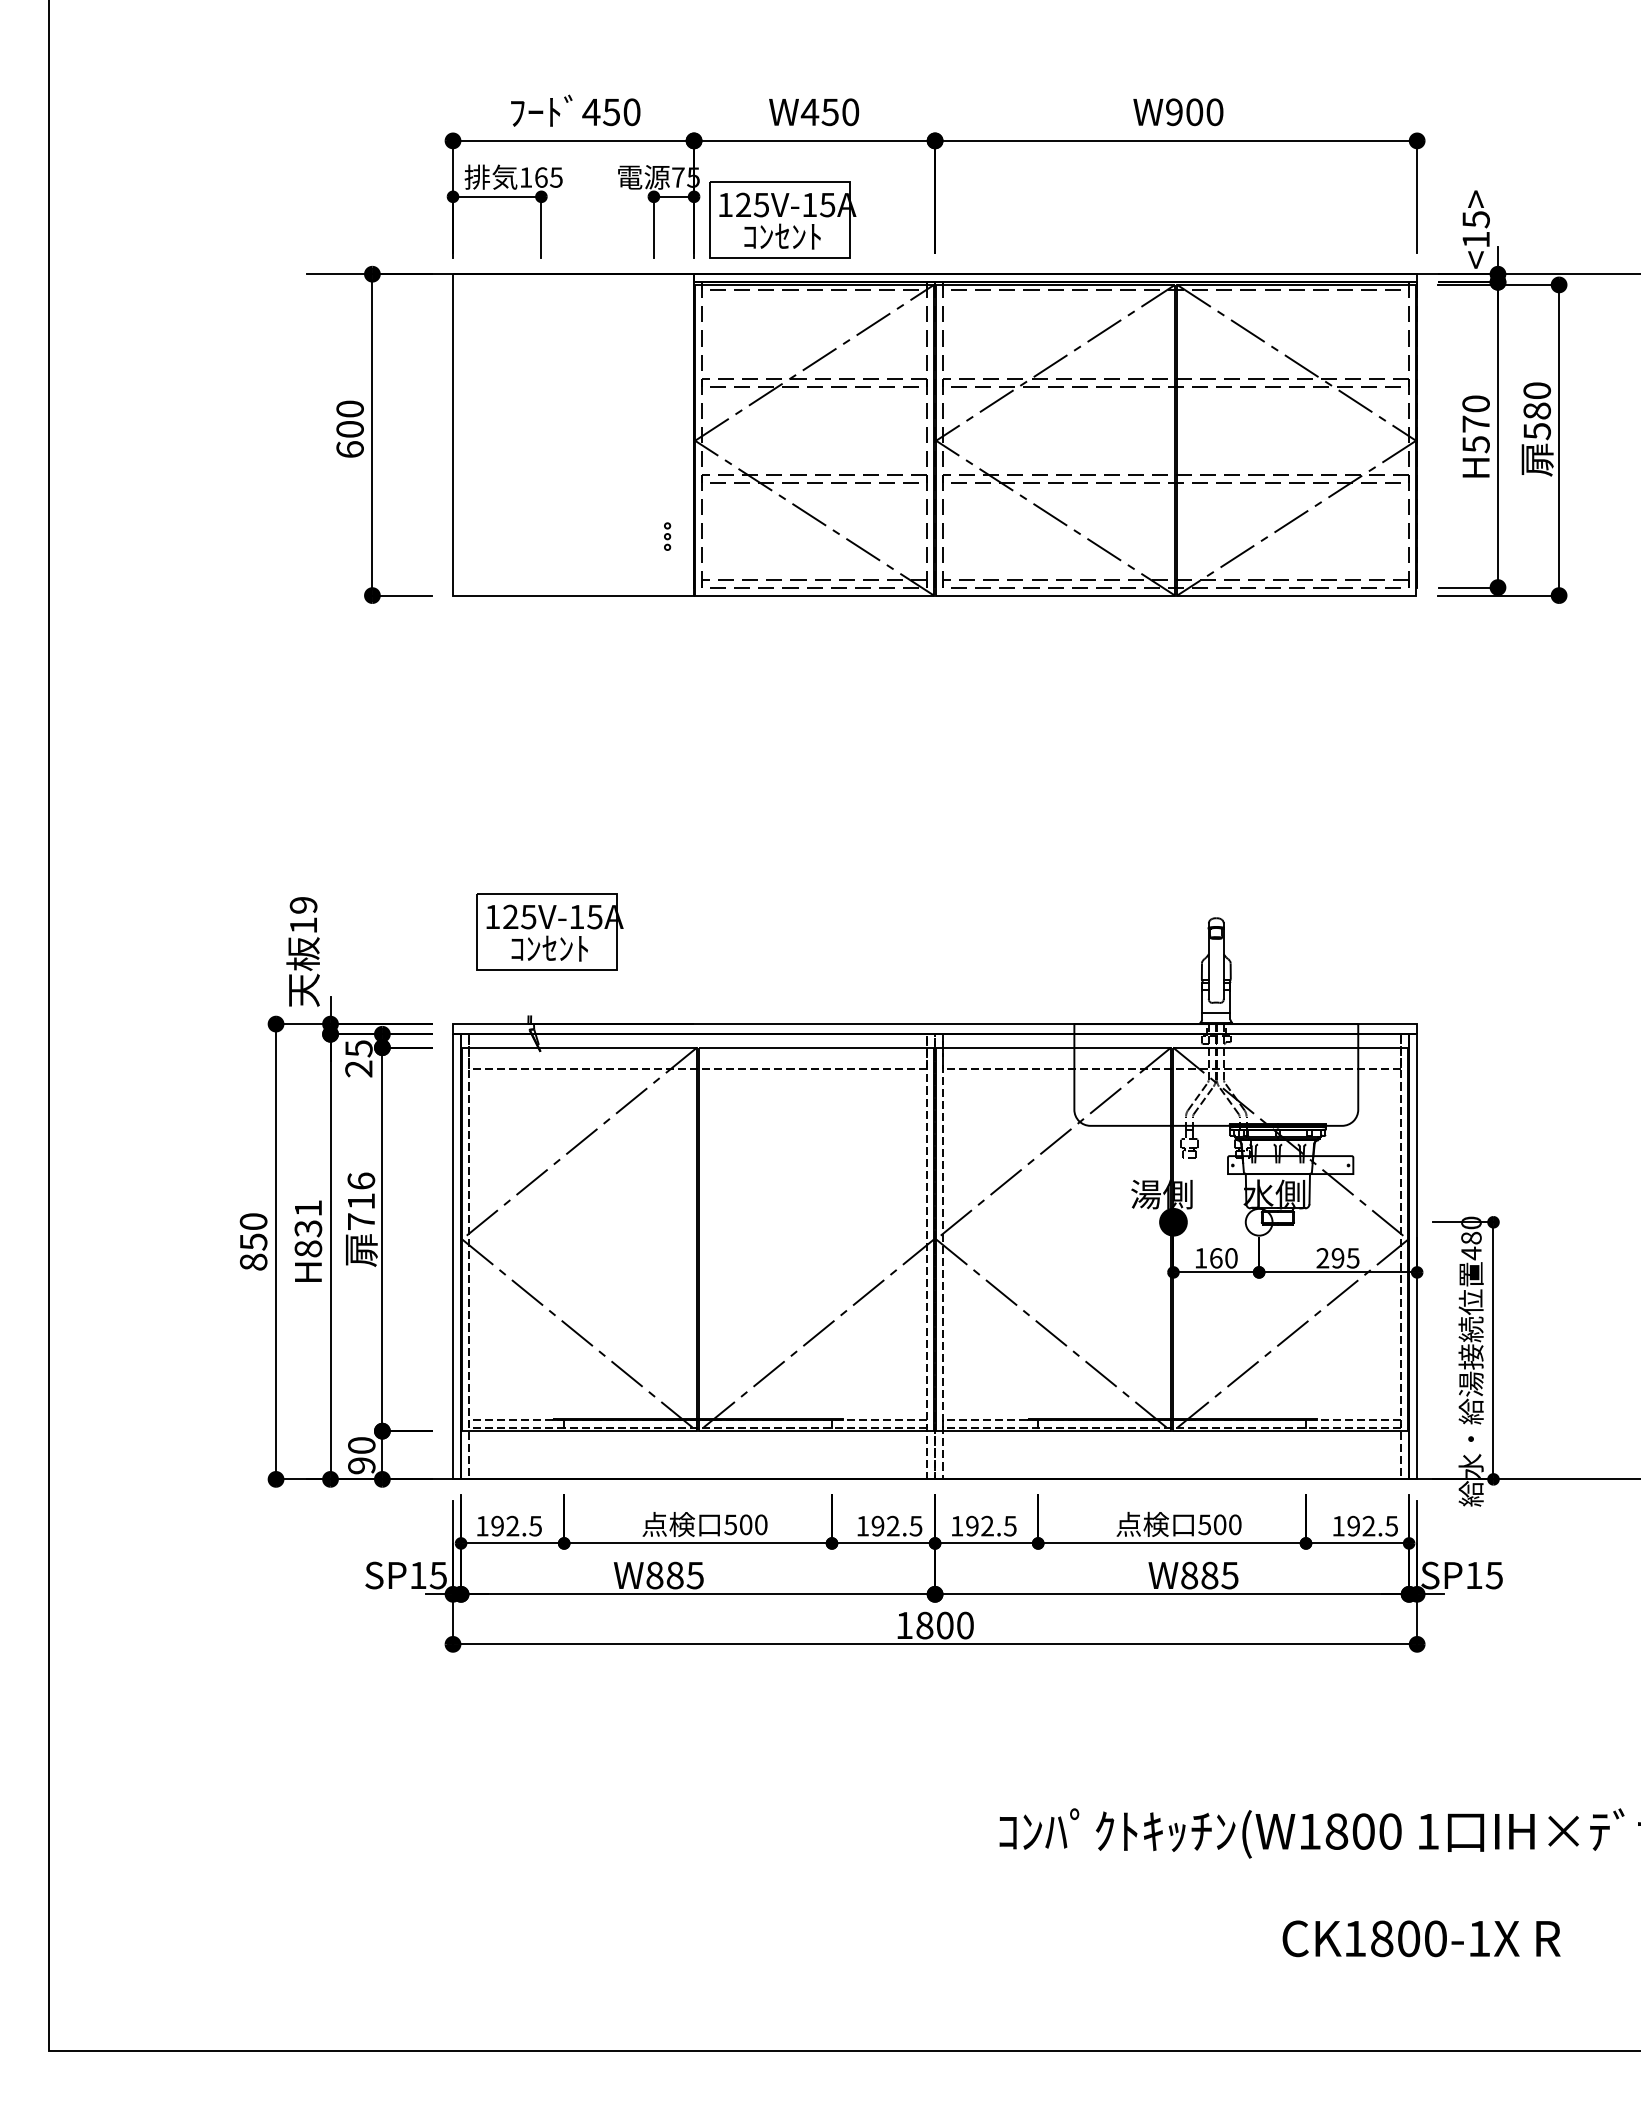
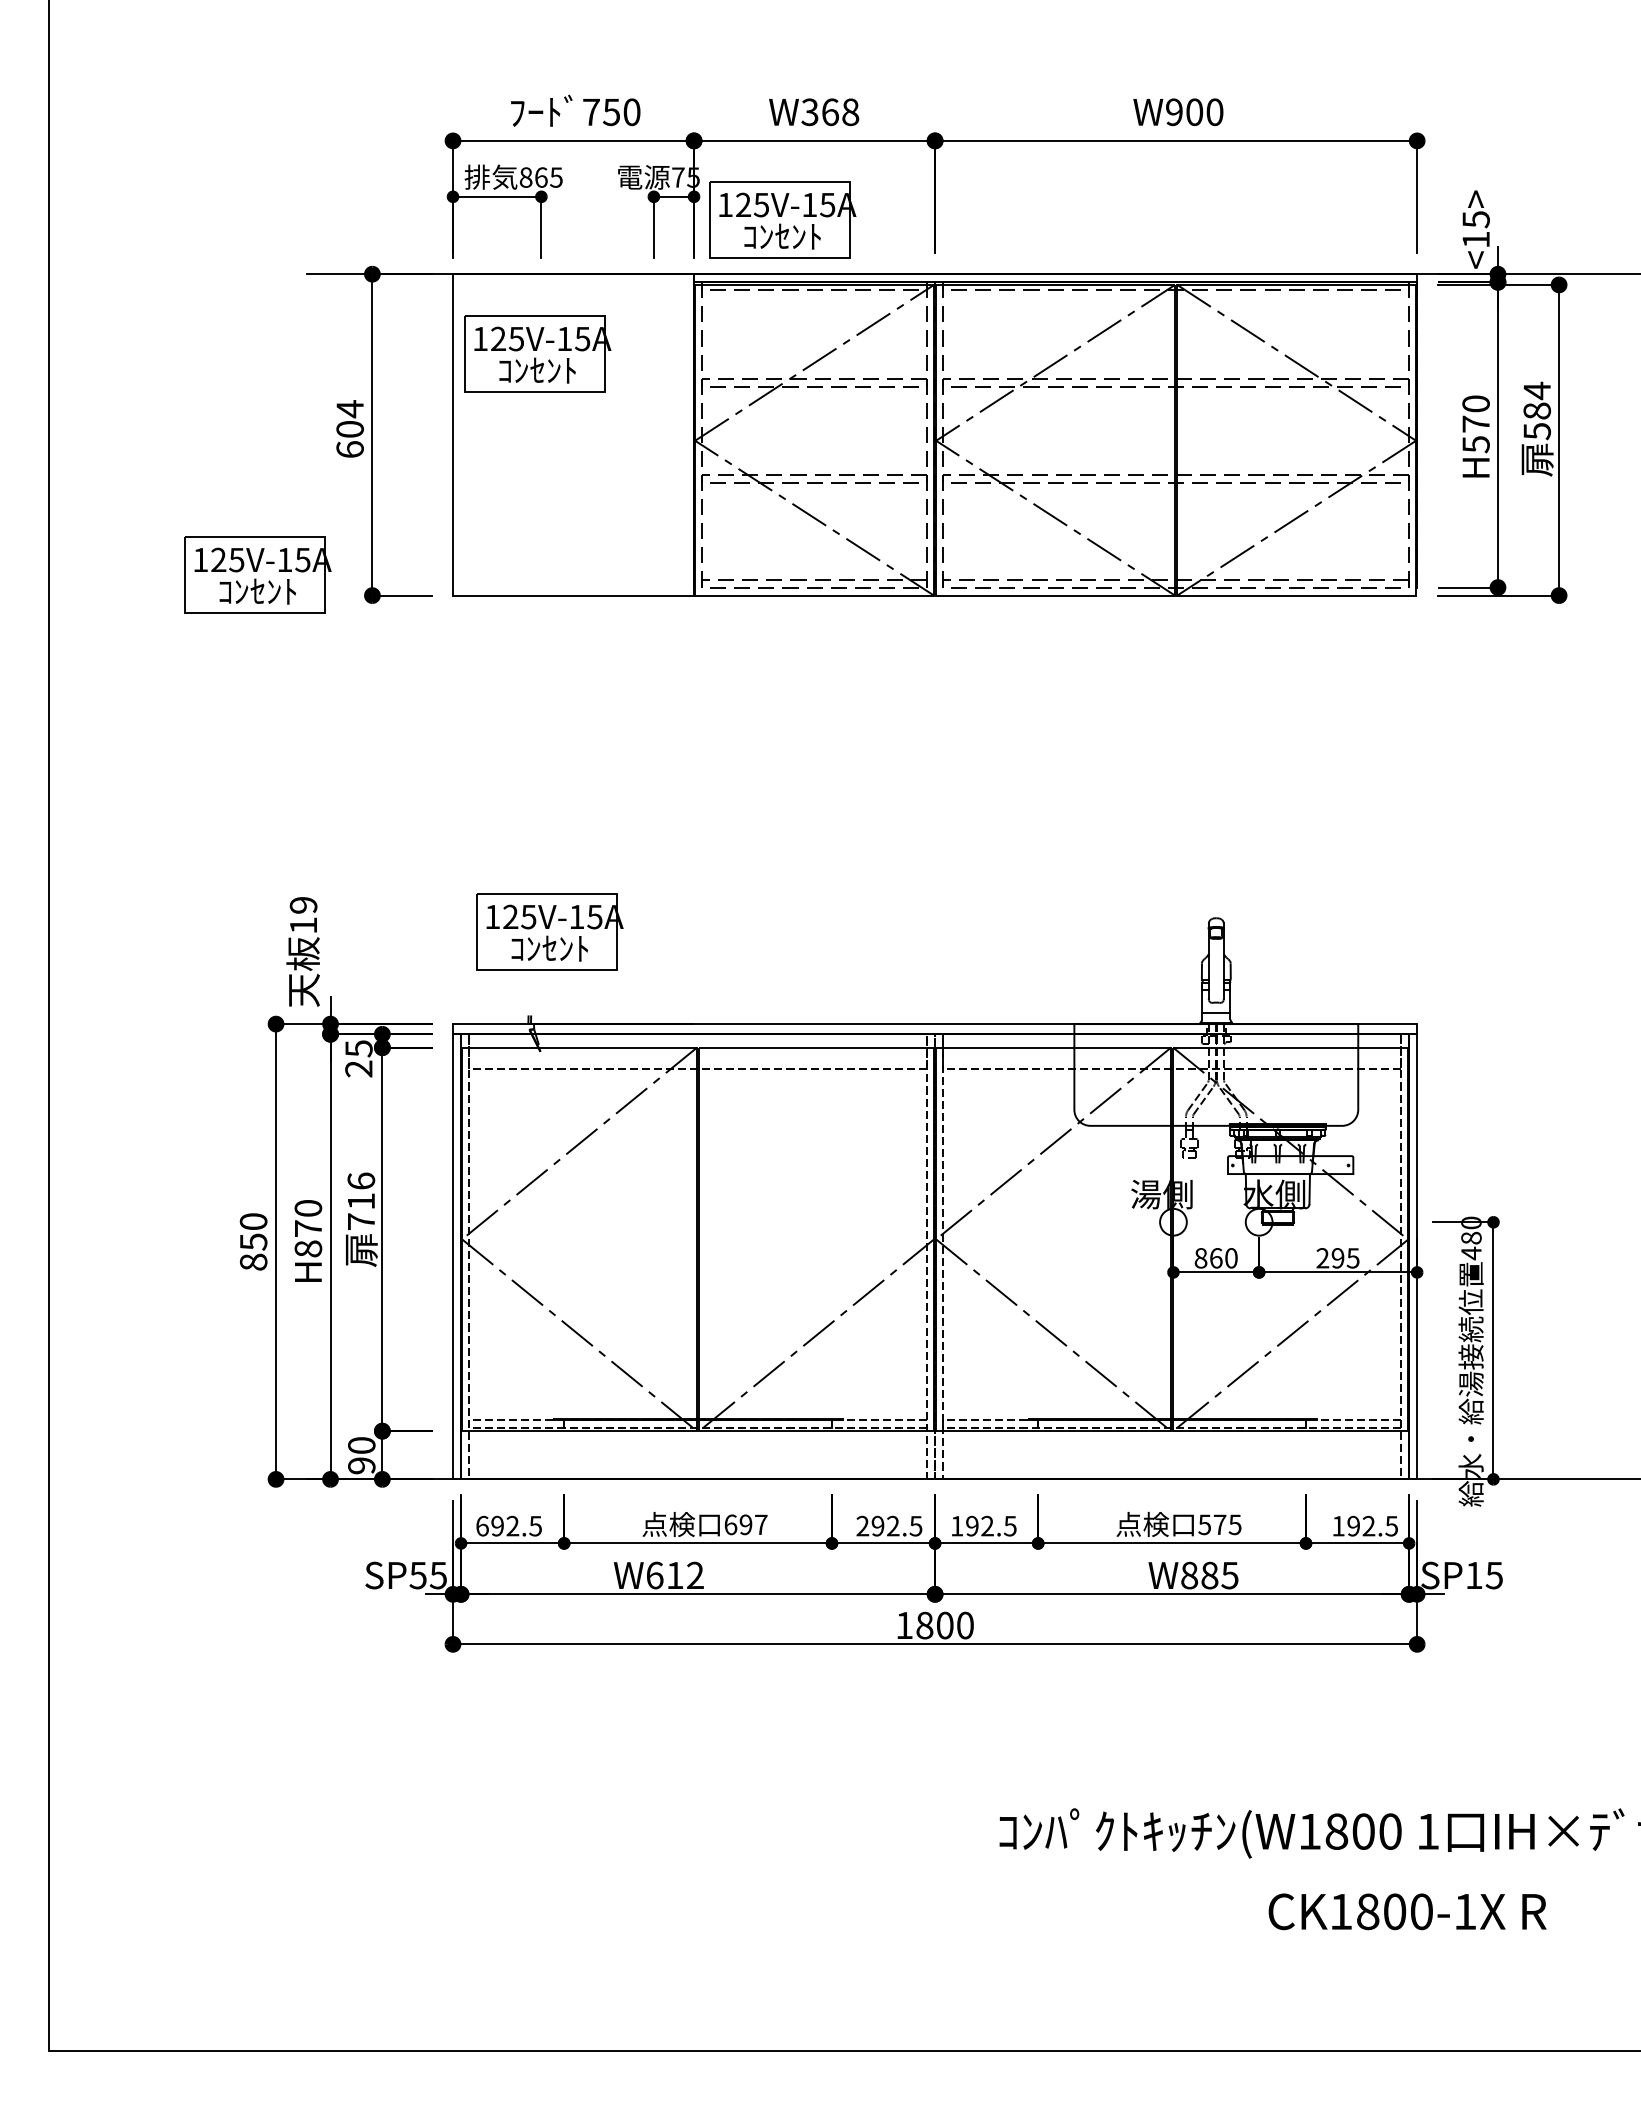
text: 450 -> 750 (591, 112)
text: W450 -> W368 (829, 112)
text: 165 -> 865 (525, 177)
part: none -> present (537, 353)
text: 580 -> 584 (1537, 390)
text: 600 -> 604 (349, 409)
part: present -> none (667, 536)
part: none -> present (257, 574)
text: H831 -> H870 (308, 1218)
fill: present -> none (1173, 1221)
text: 160 -> 860 (1200, 1258)
text: 500 -> 697 (745, 1524)
text: 500 -> 575 (1227, 1524)
text: 192.5 -> 692.5 (482, 1525)
text: 192.5 -> 292.5 (862, 1525)
text: SP15 -> SP55 (417, 1575)
text: W885 -> W612 (674, 1575)
text position: (1421, 1938) -> (1407, 1911) (1407, 1911)
